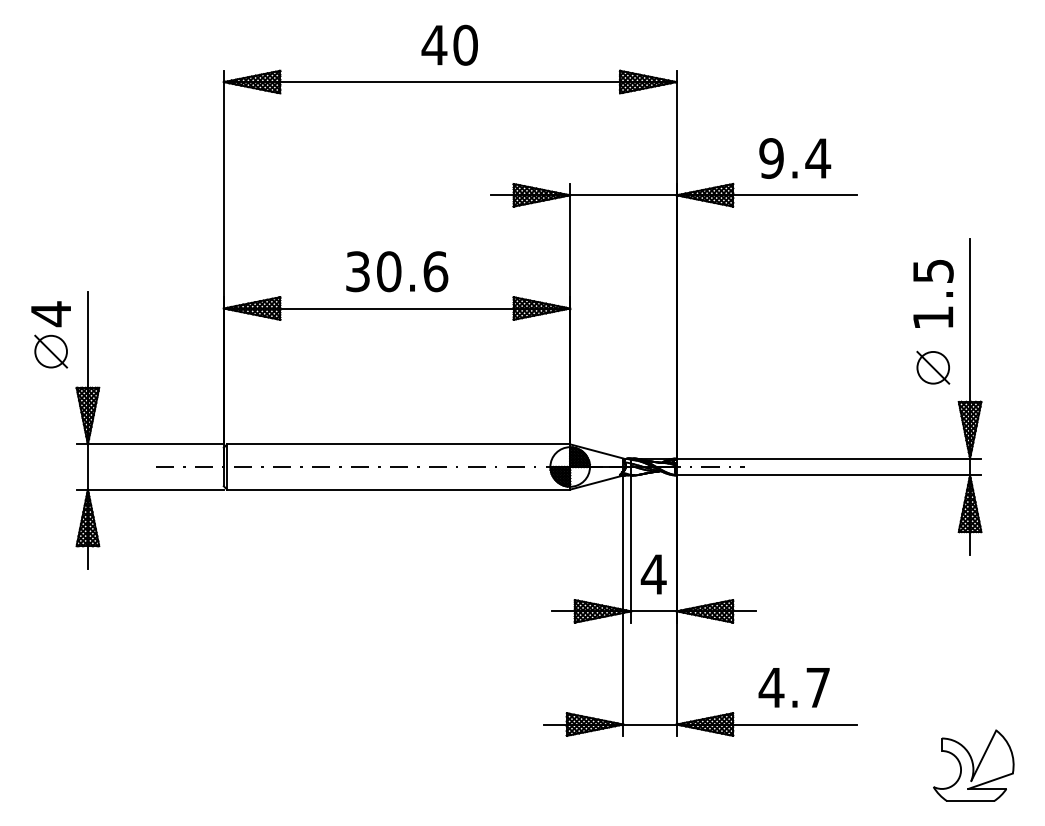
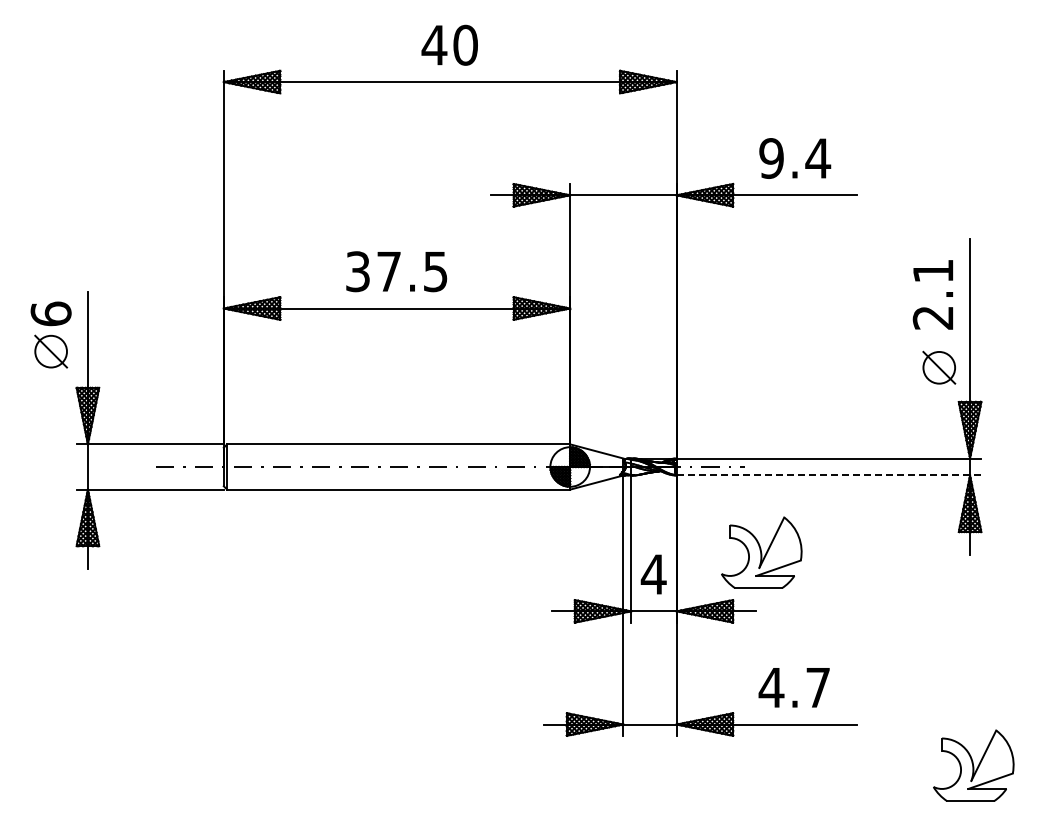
text: 30.6 -> 37.5 (412, 271)
text: 1.5 -> 2.1 (932, 294)
text: 4 -> 6 (50, 314)
part position: (933, 367) -> (939, 367) (939, 367)
line: solid -> dashed (829, 475)
part: none -> present (761, 552)
